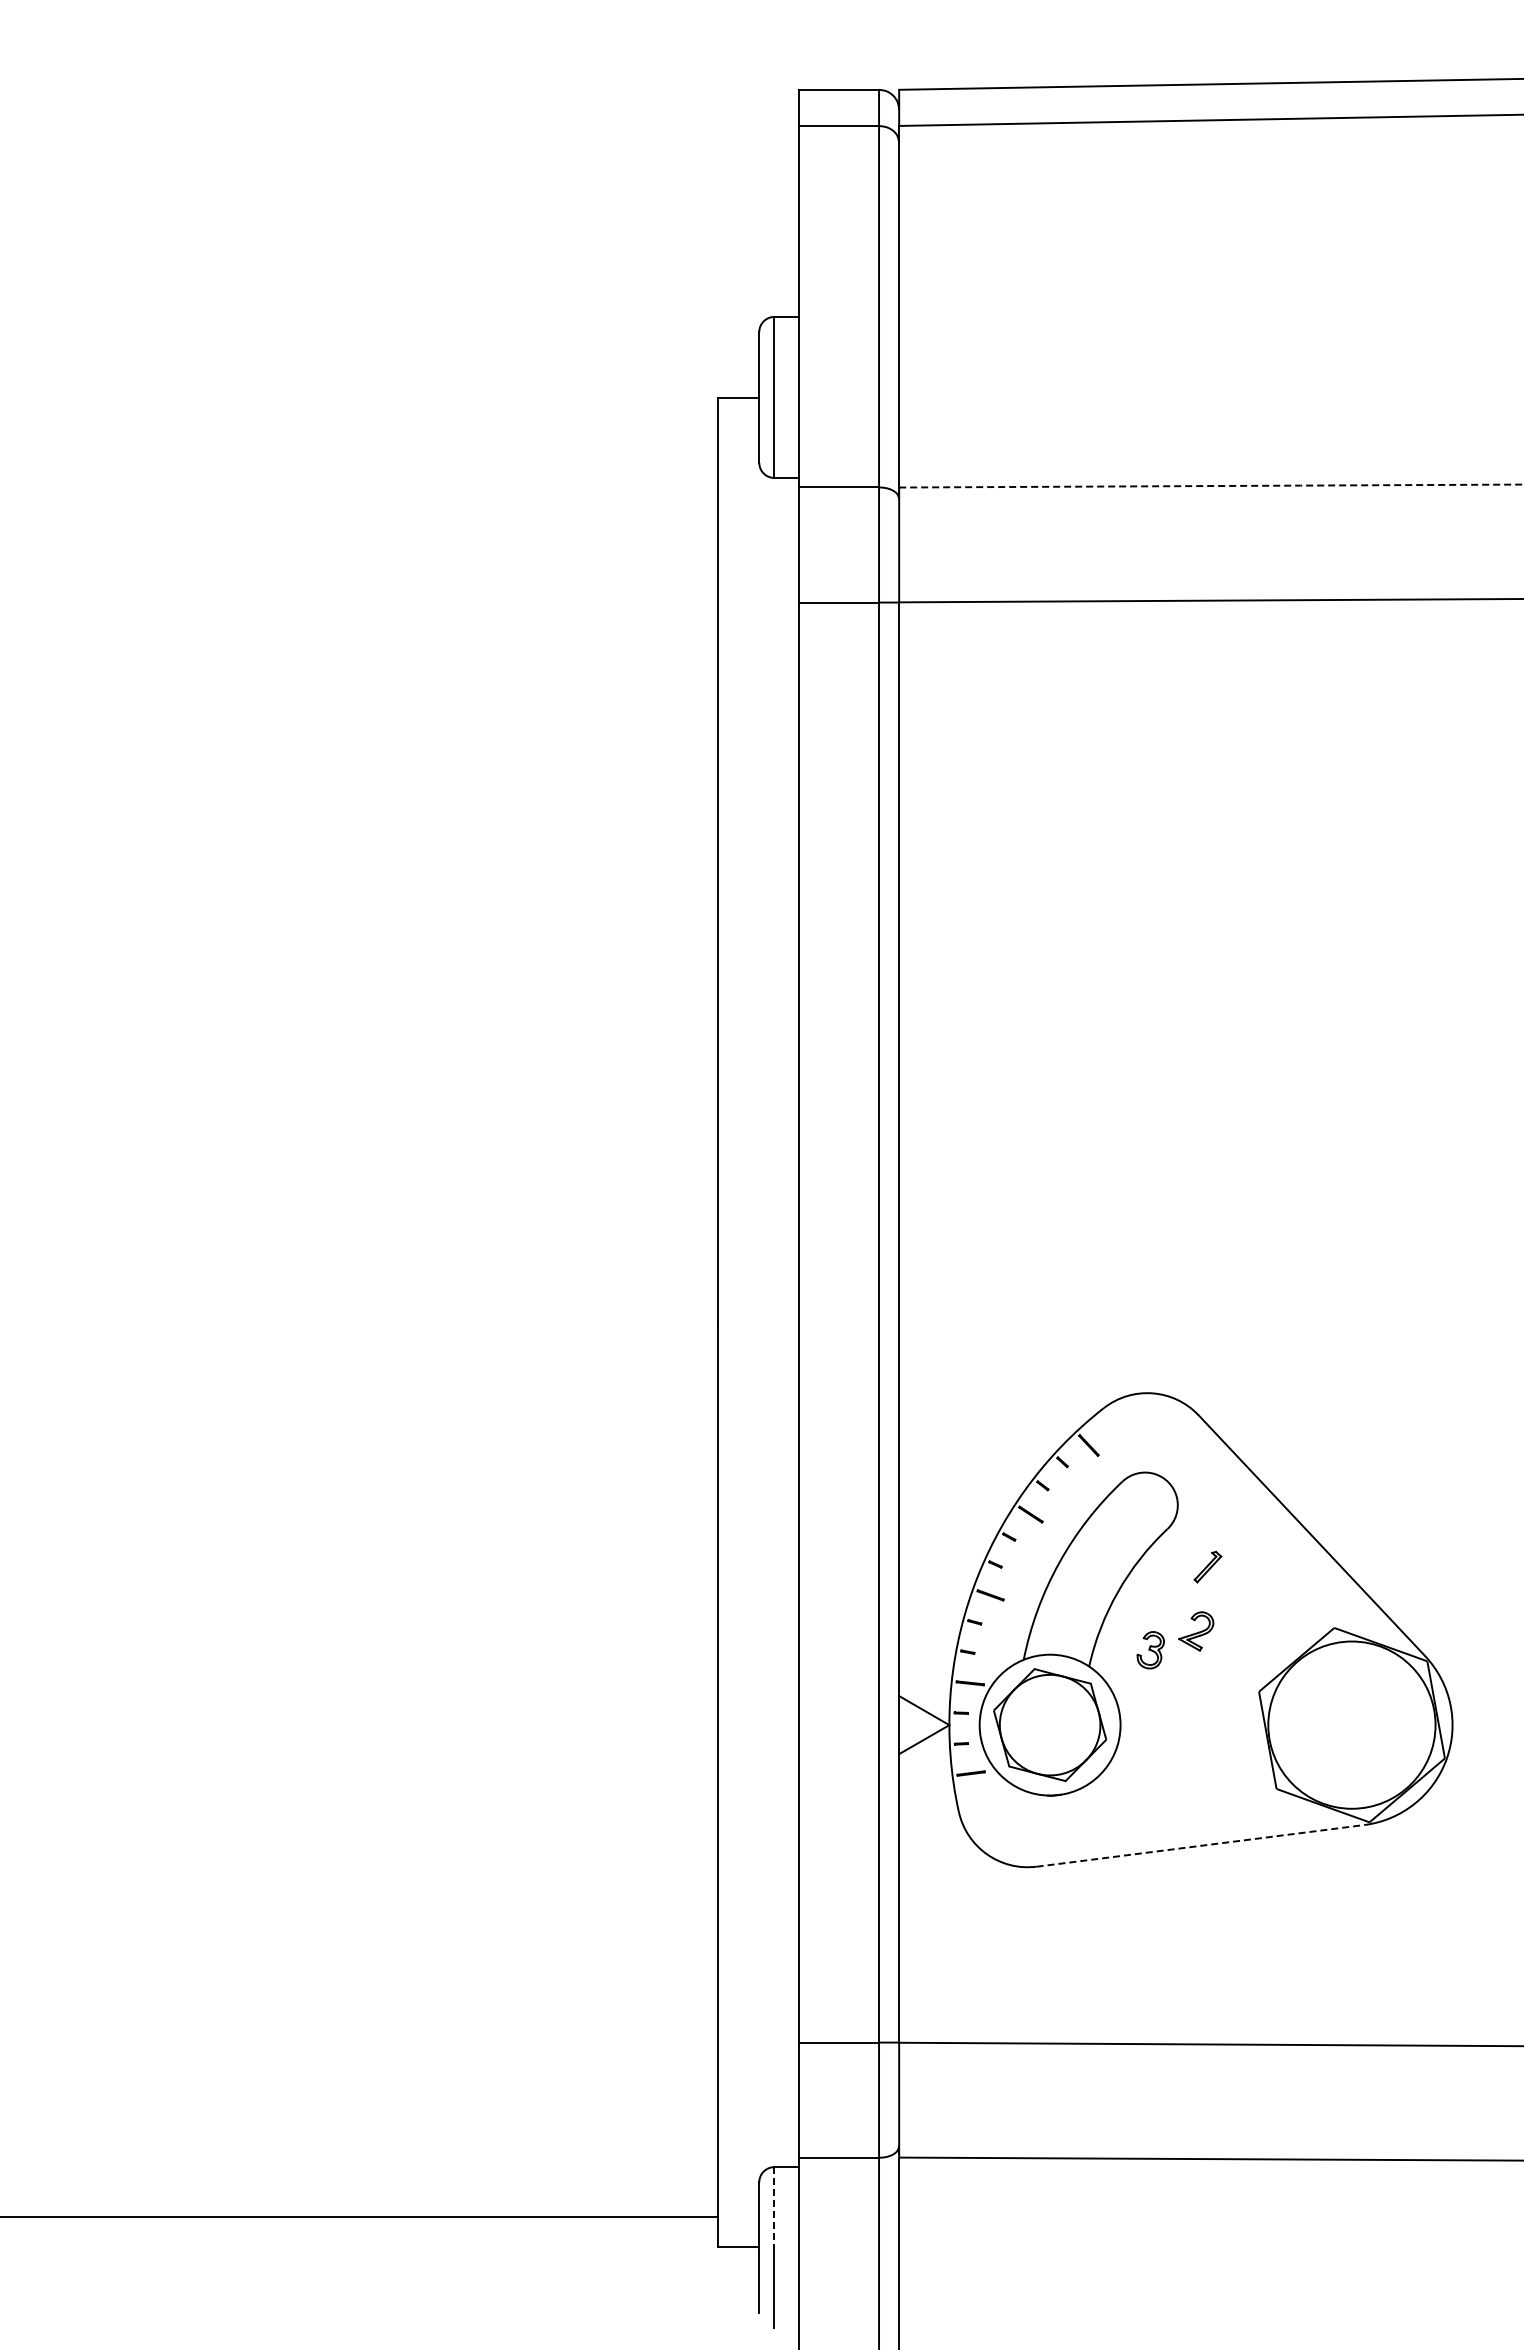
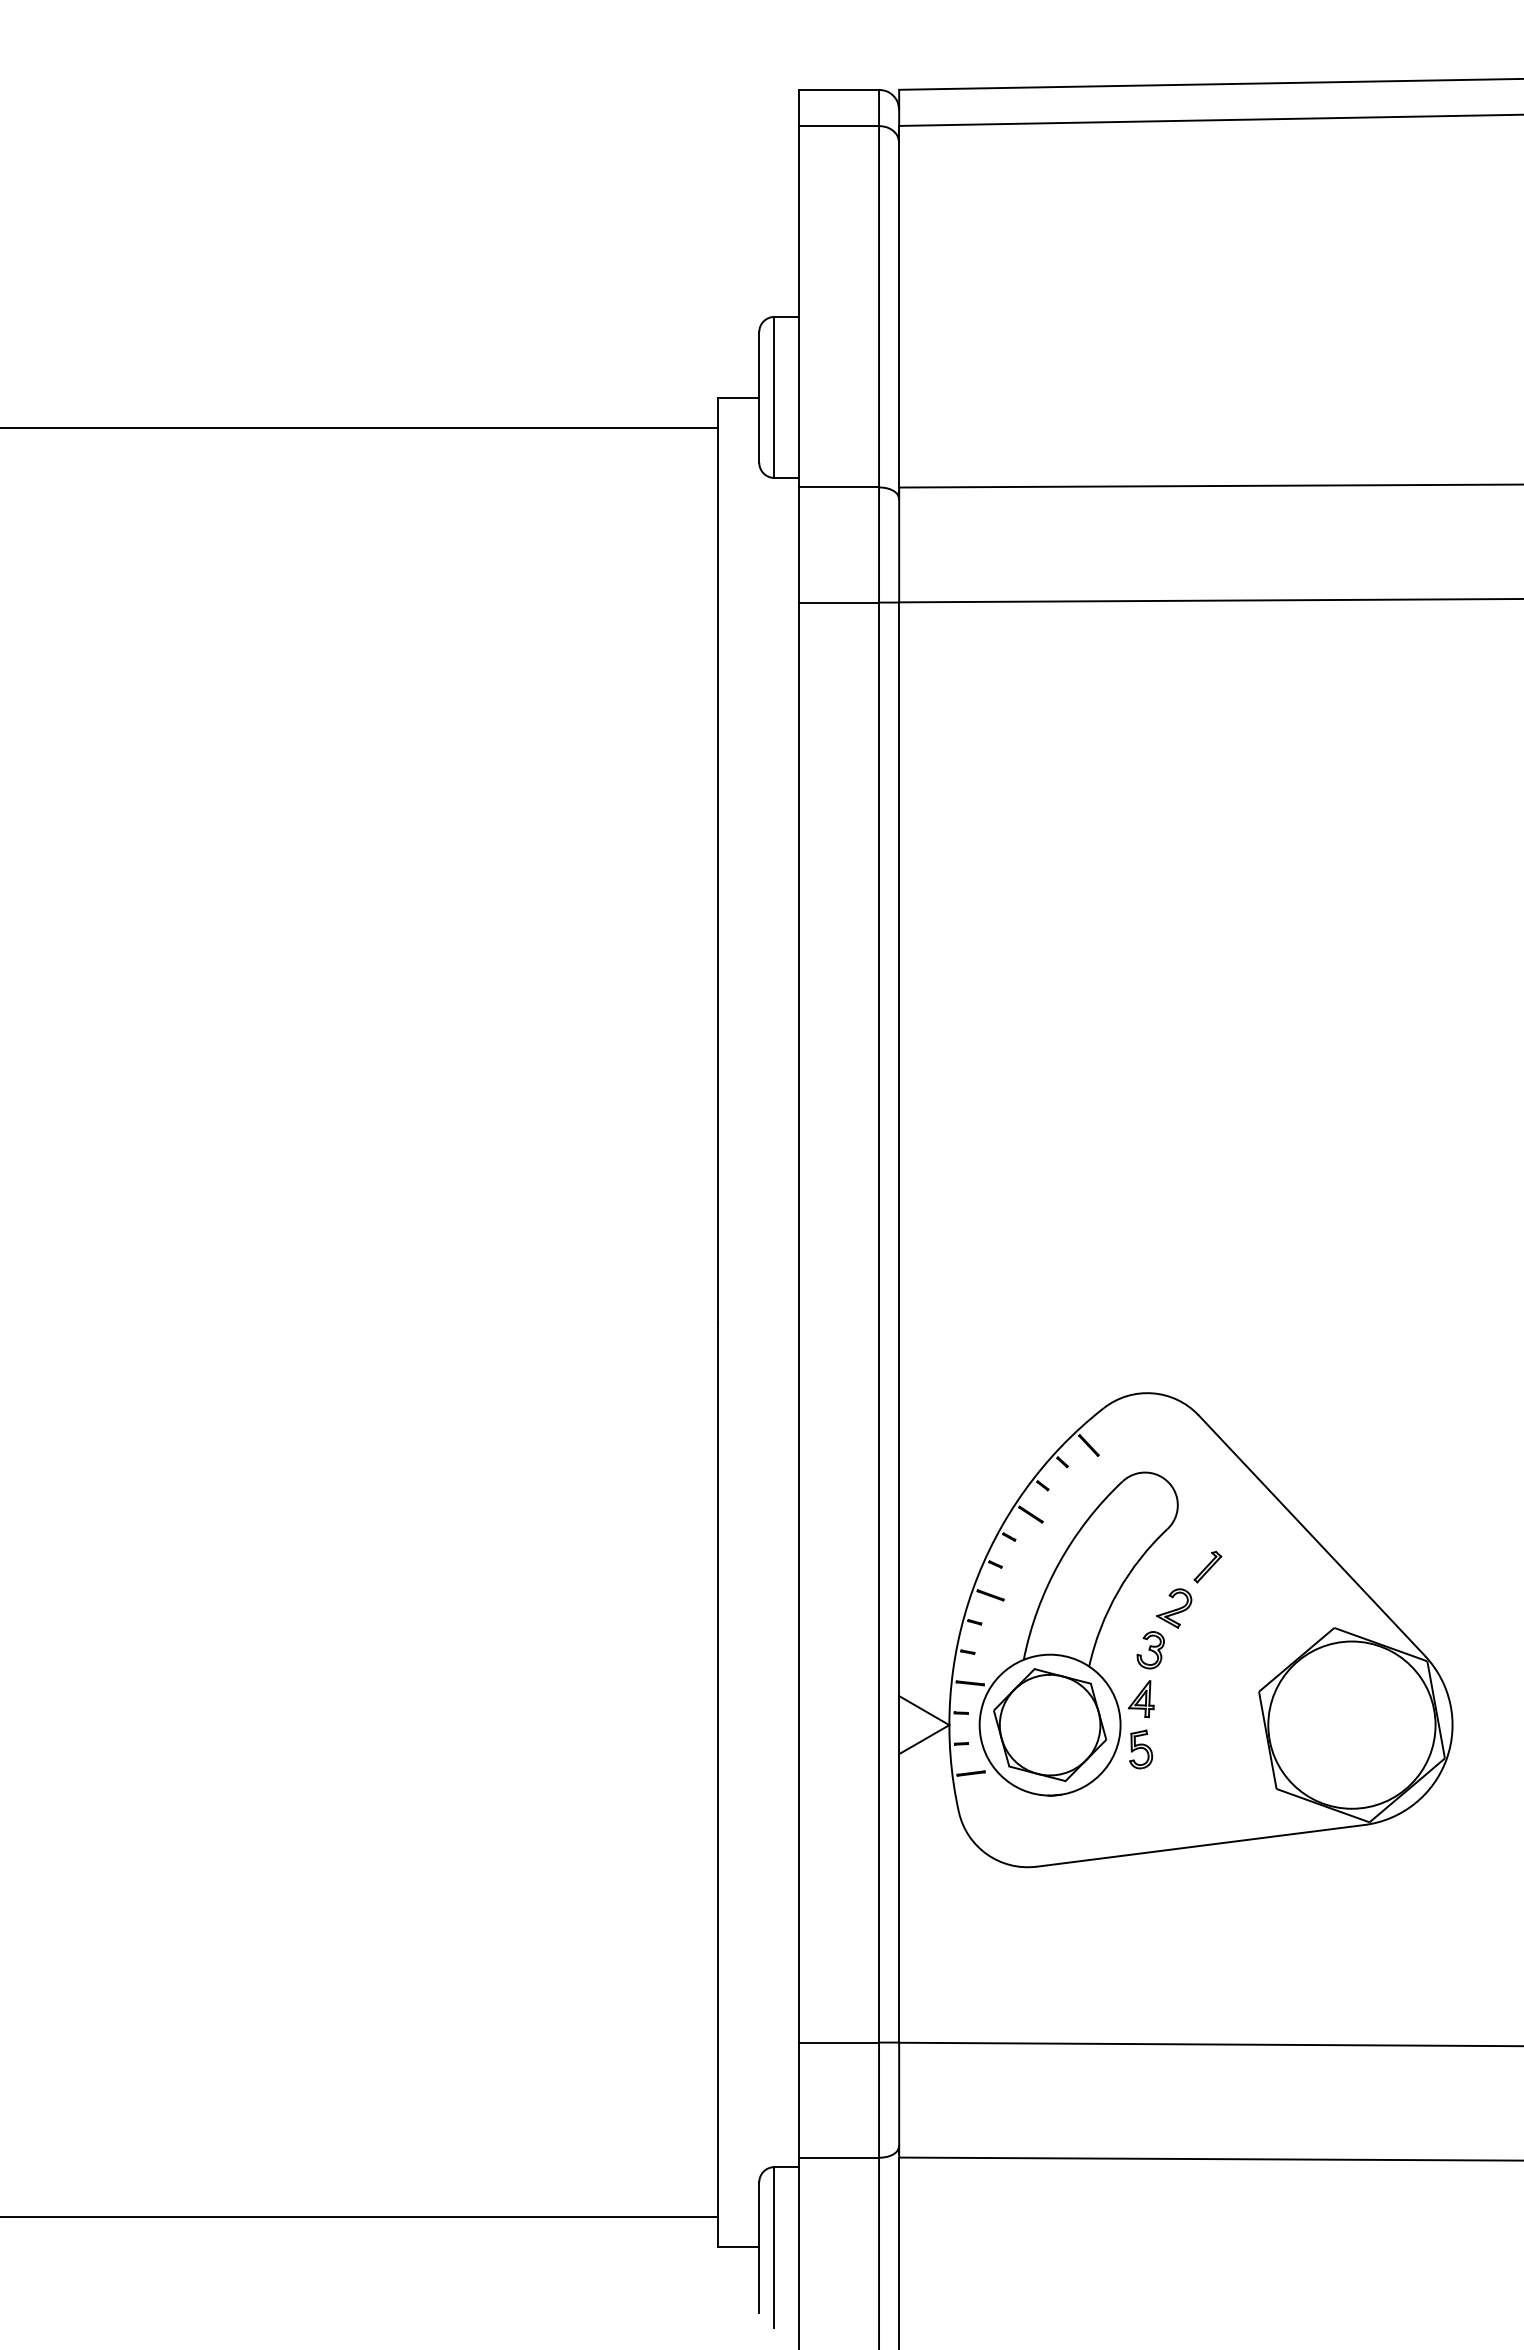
line: none -> present (360, 427)
line: dashed -> solid (1211, 486)
part position: (1196, 1631) -> (1174, 1608) (1174, 1608)
part: none -> present (1141, 1699)
part: none -> present (1141, 1749)
line: dashed -> solid (1201, 1845)
line: dashed -> solid (774, 2207)
